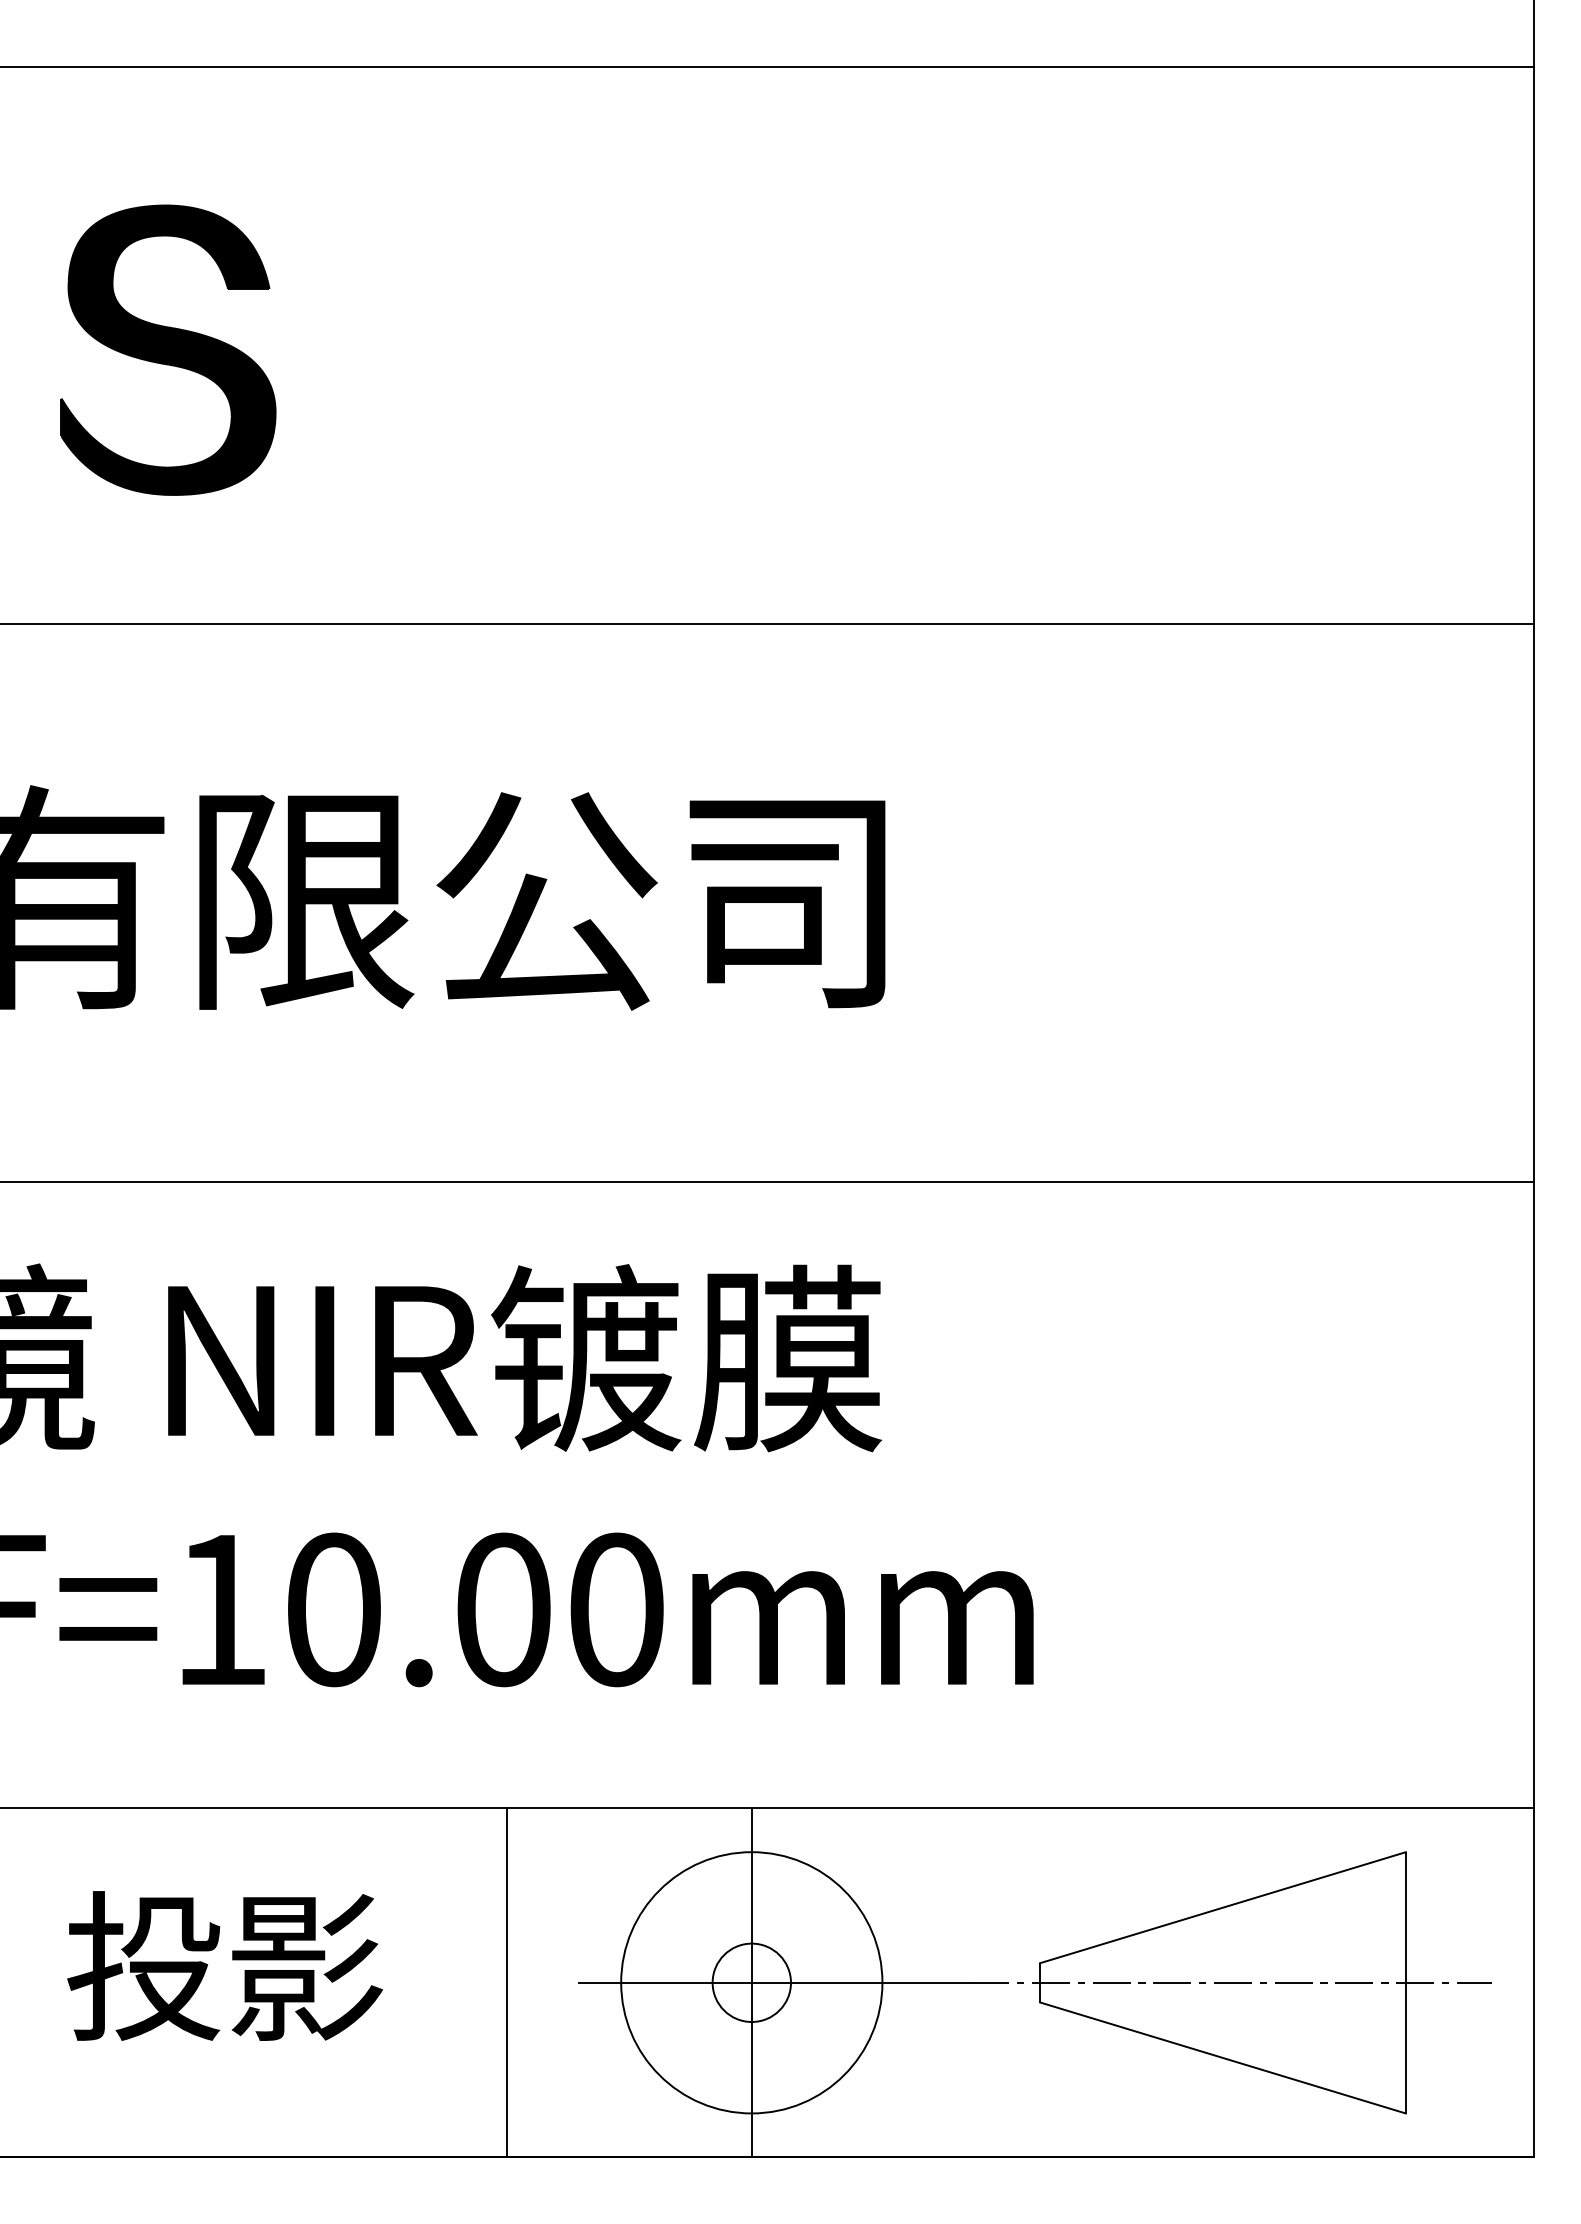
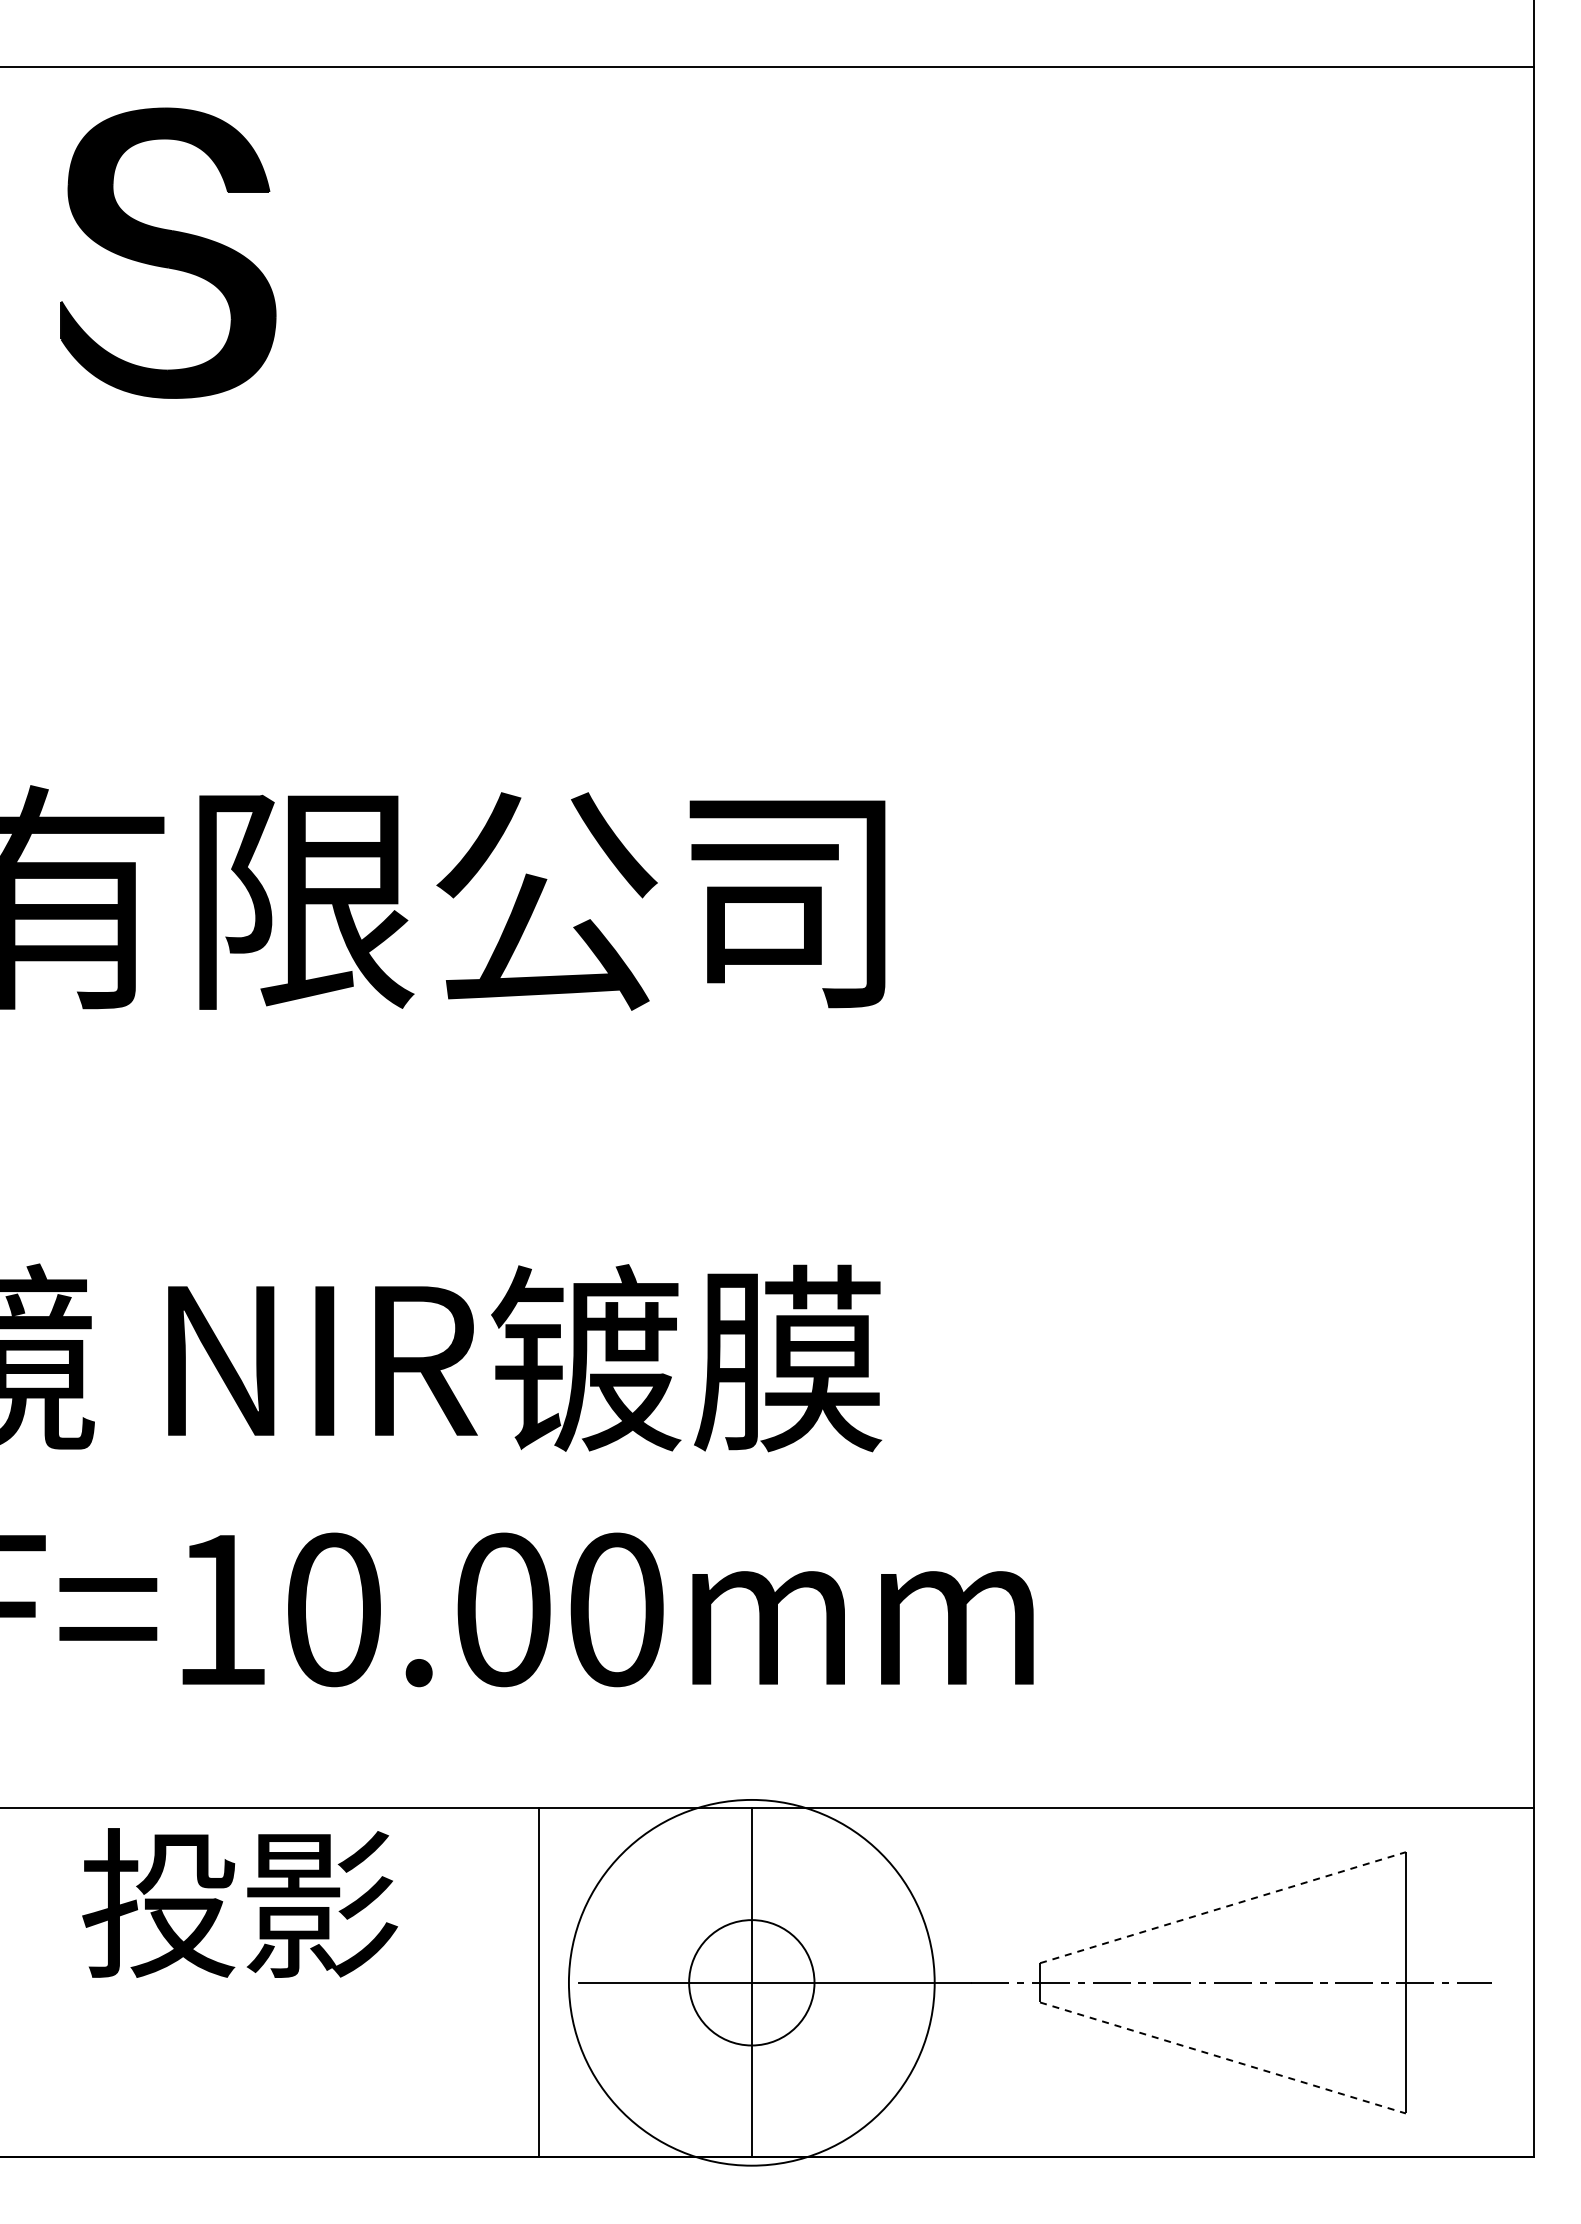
part position: (168, 349) -> (168, 252) (168, 252)
line: present -> none (767, 624)
line: present -> none (767, 1181)
line: solid -> dashed (1223, 1907)
text position: (224, 1965) -> (239, 1902) (239, 1902)
line position: (507, 1982) -> (539, 1982) (539, 1982)
circle diameter: 261 px -> 366 px (751, 1982)
circle diameter: 78 px -> 125 px (751, 1982)
line: solid -> dashed (1223, 2058)
